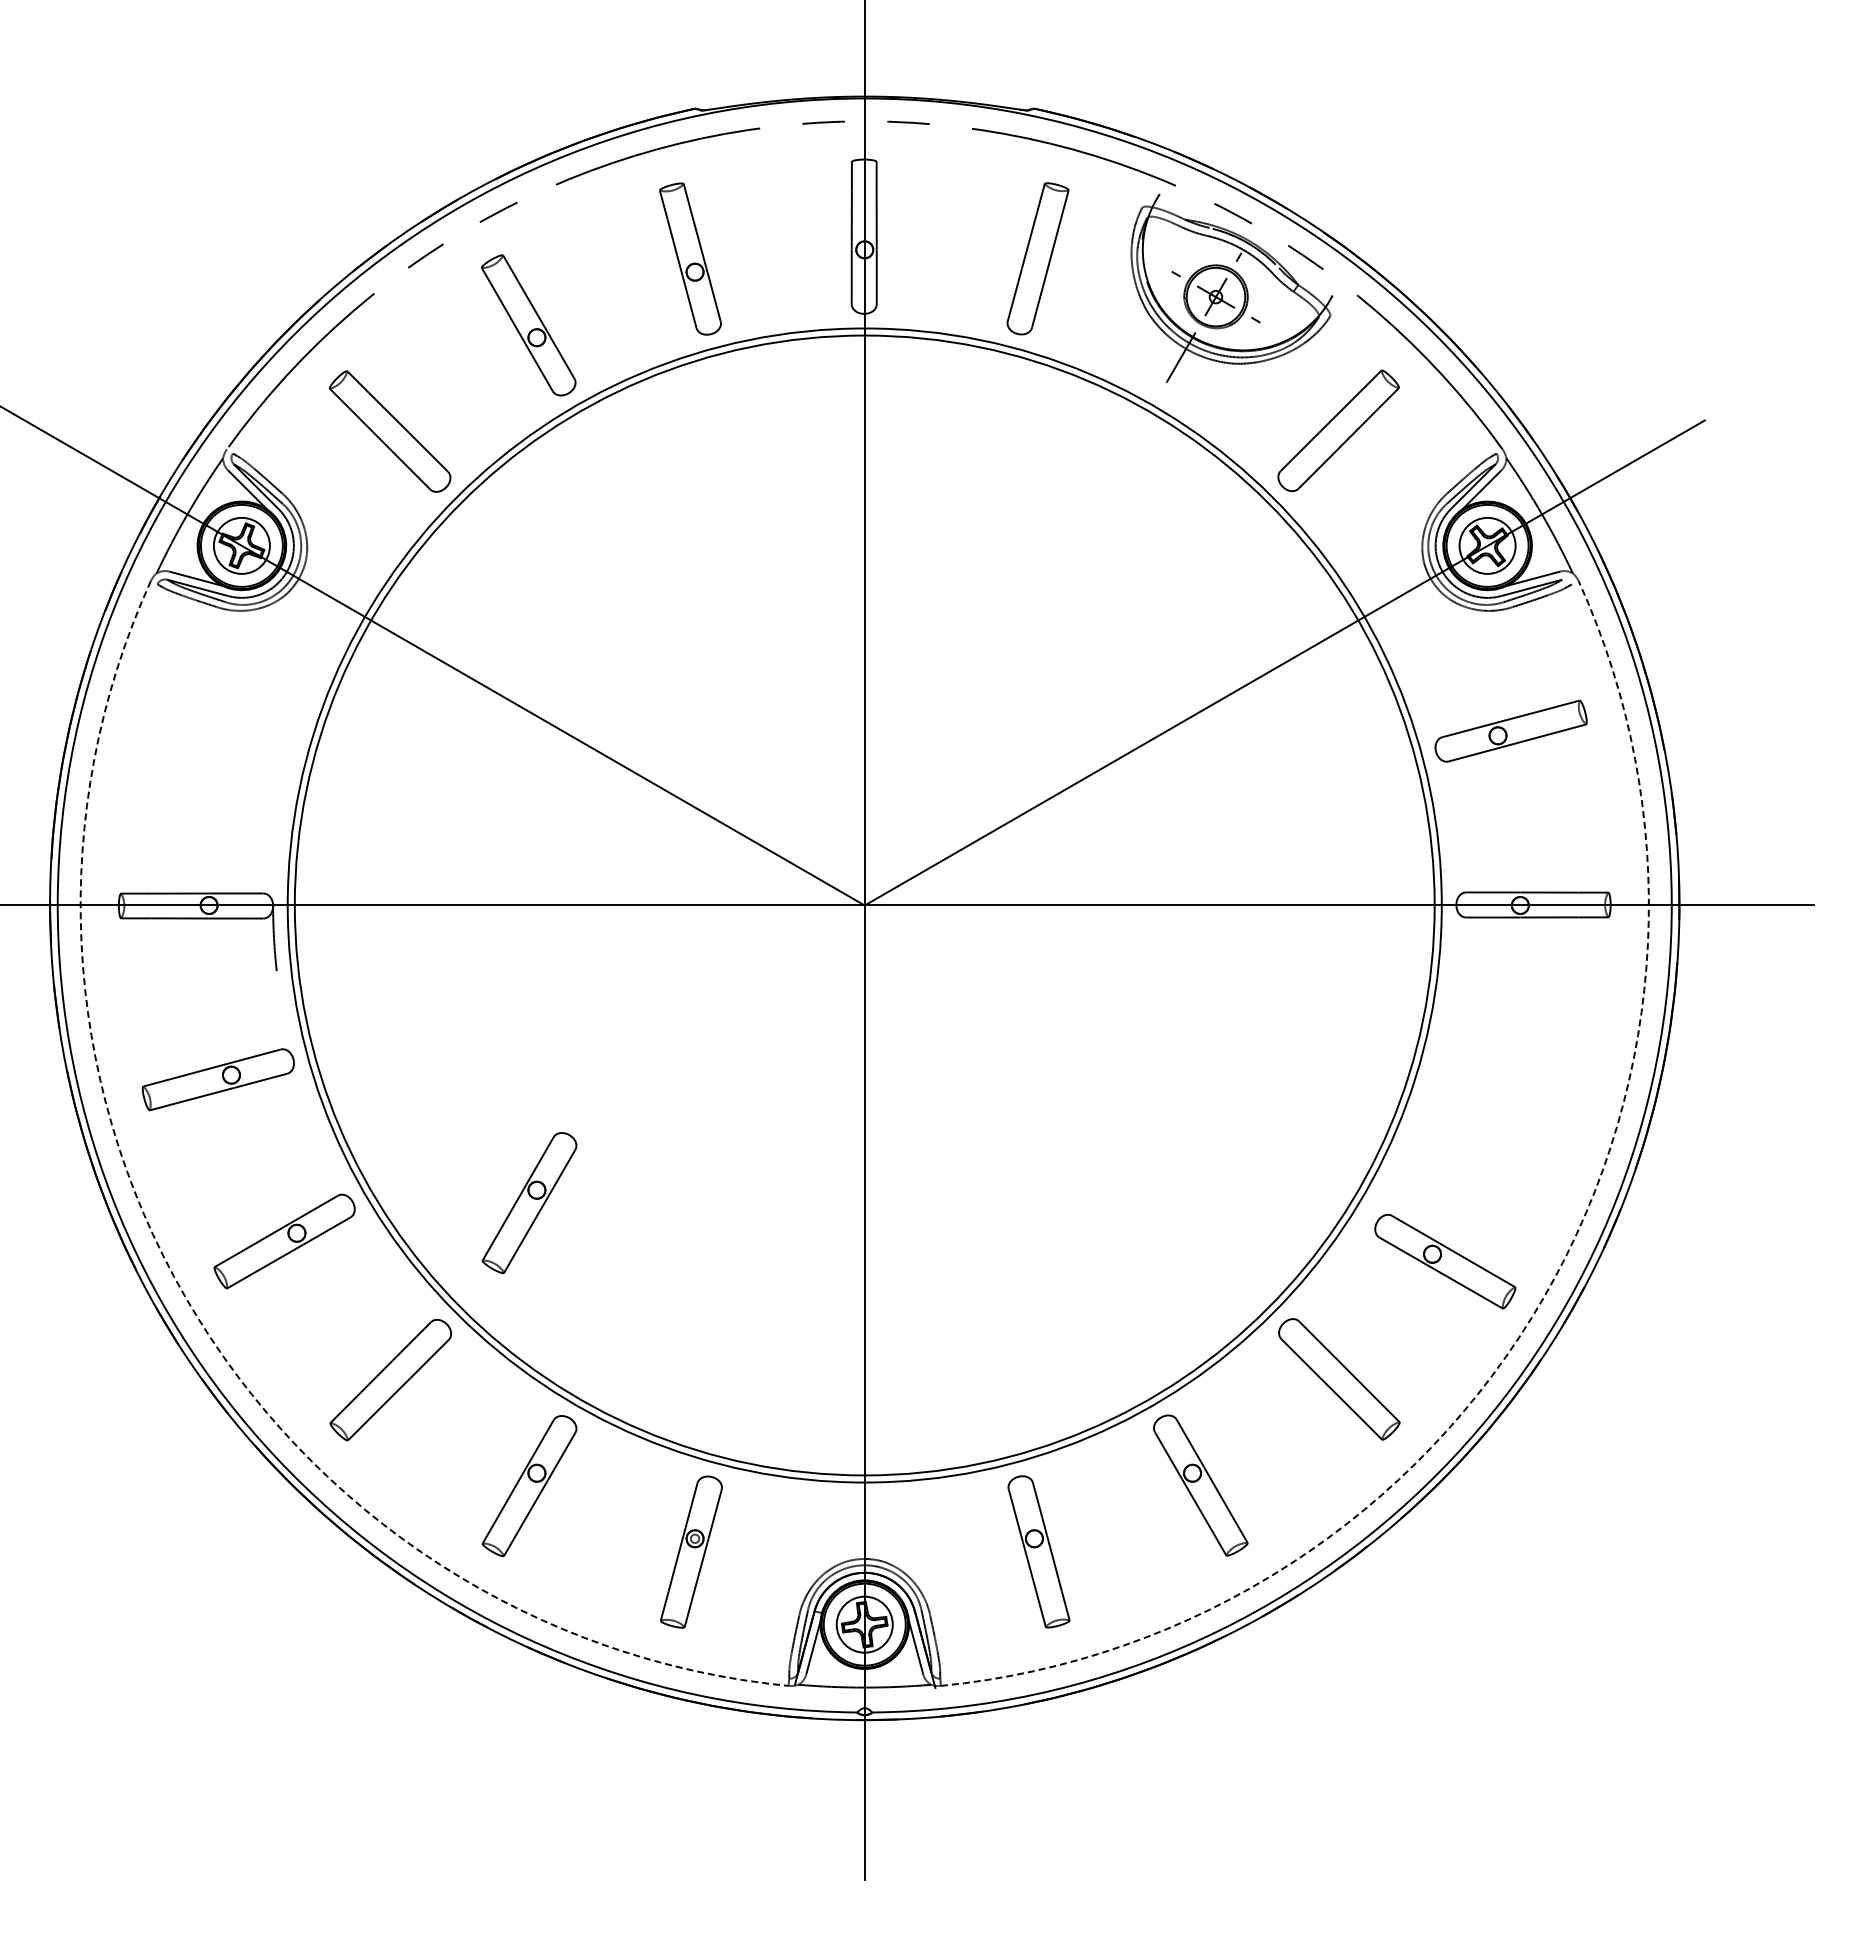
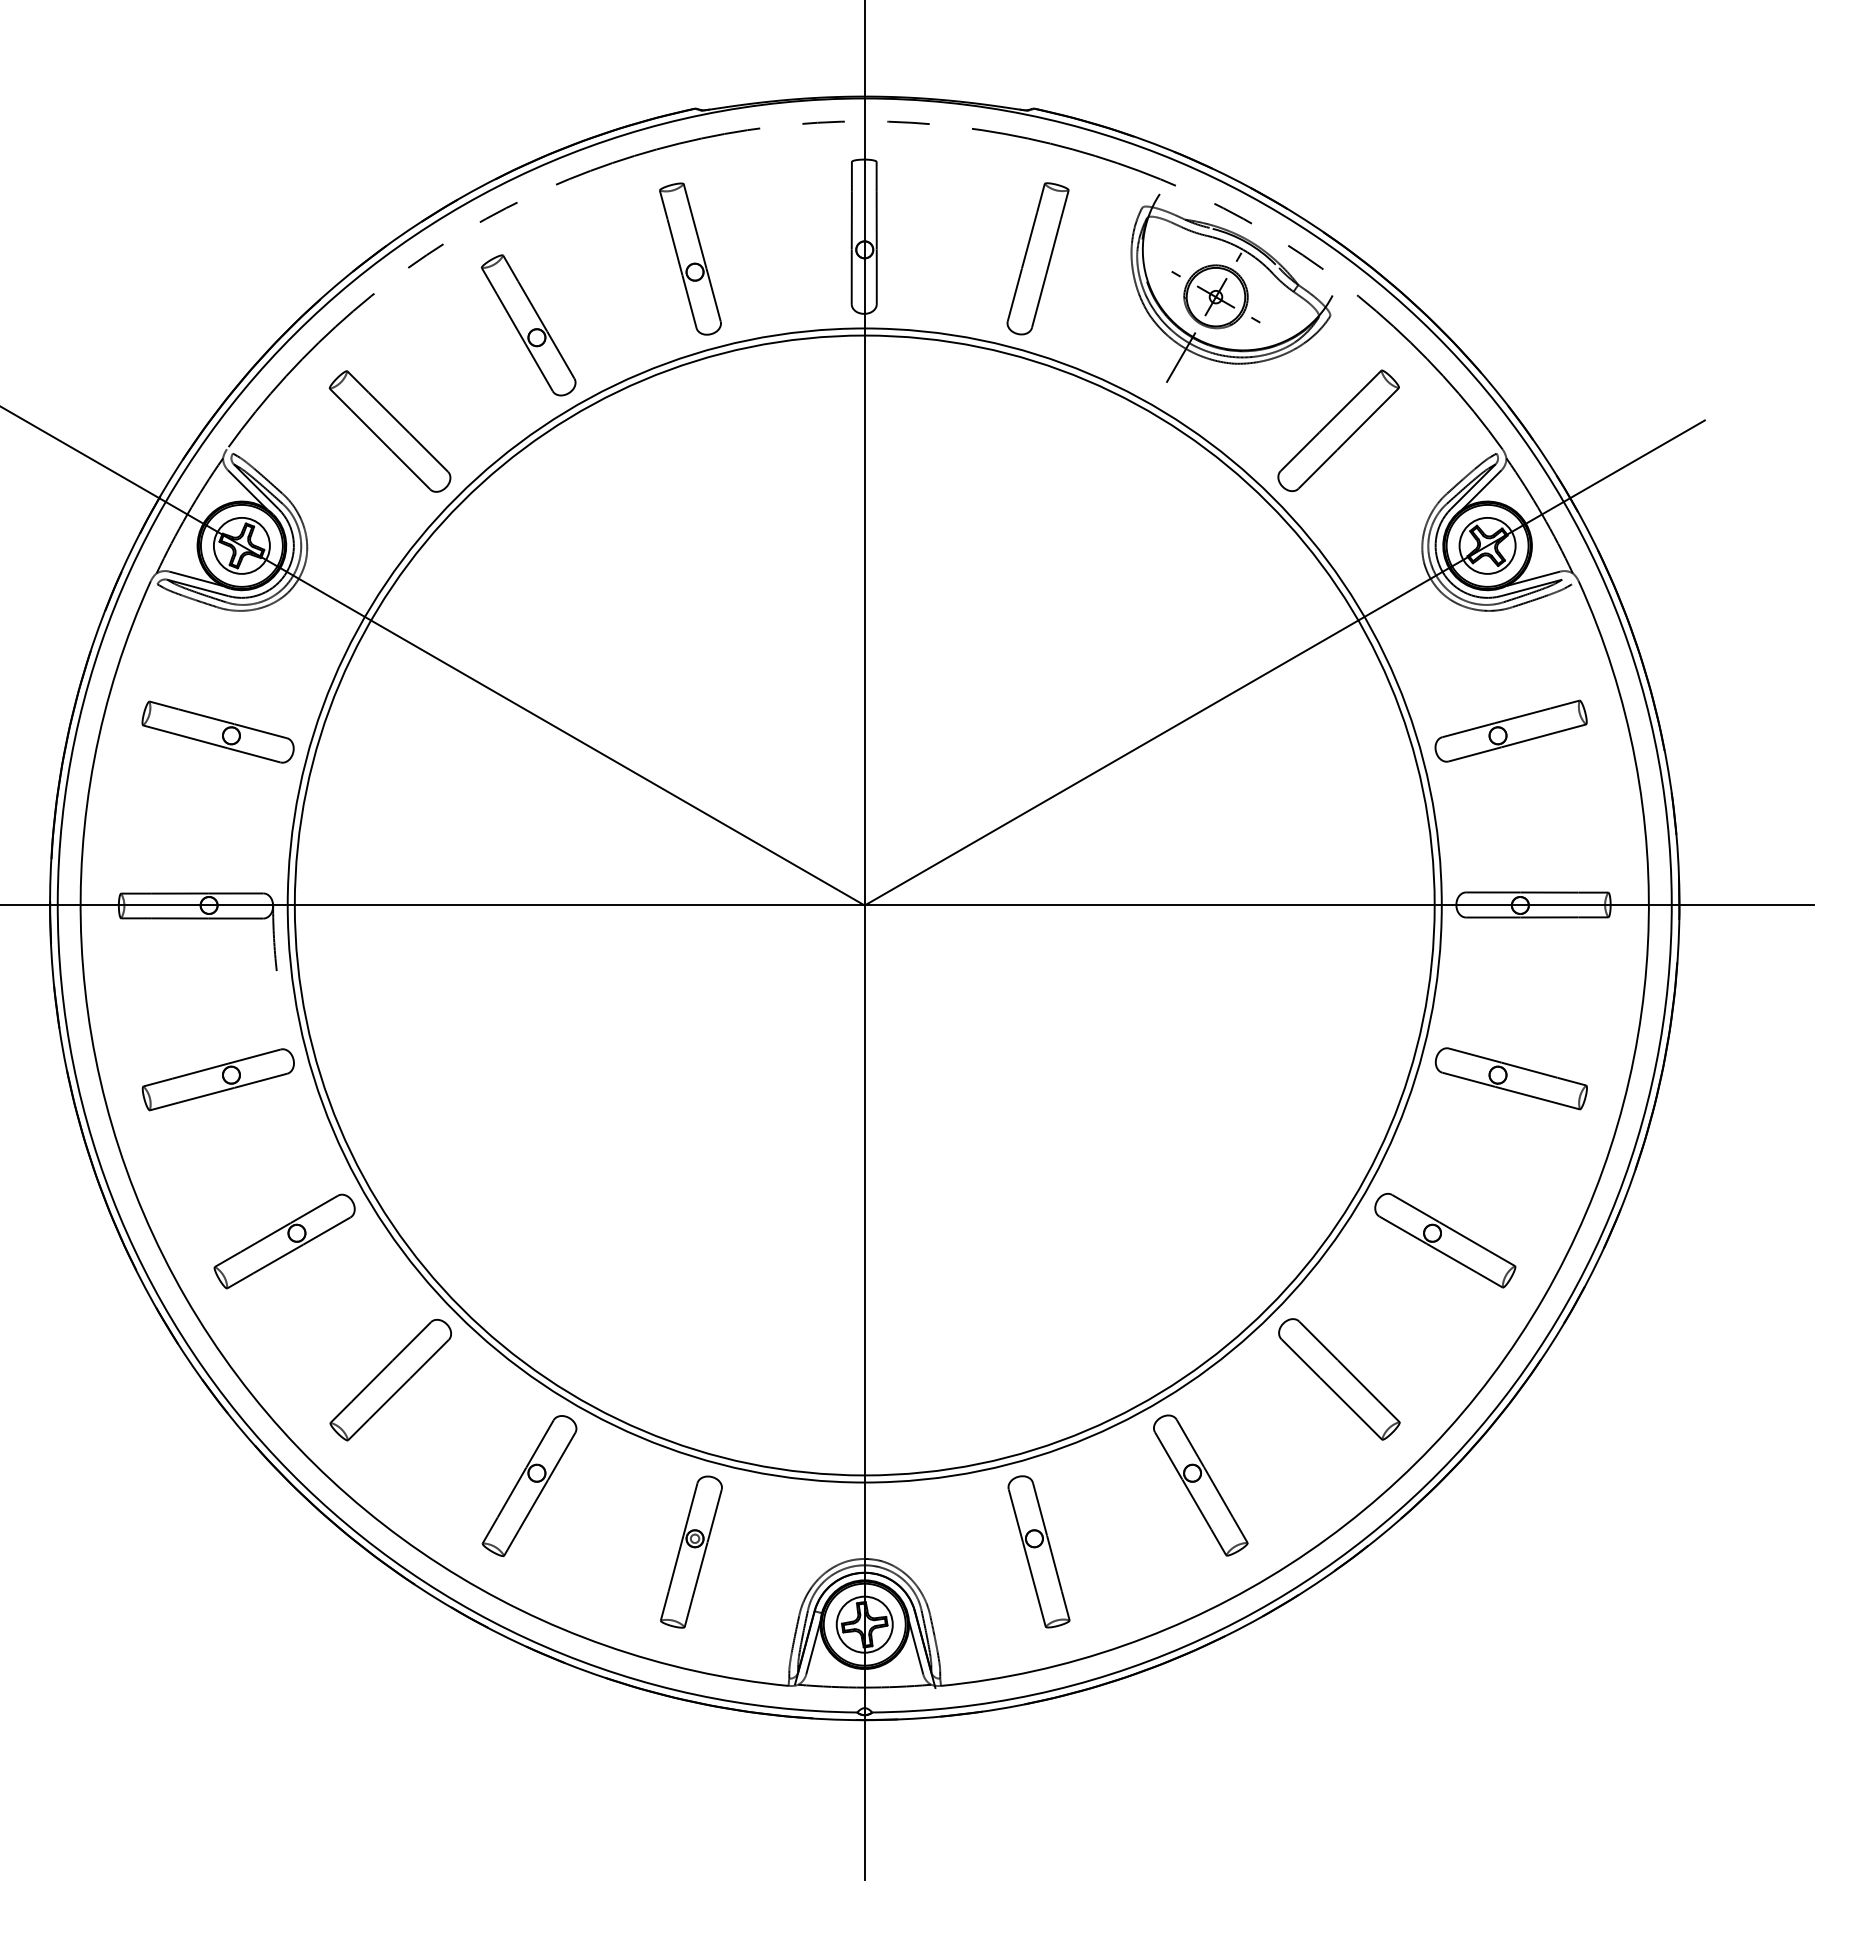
part: none -> present (217, 731)
part: none -> present (1510, 1078)
part: present -> none (529, 1202)
part position: (1445, 1261) -> (1445, 1240) (1445, 1240)
arc: dashed -> solid (185, 1297)
arc: dashed -> solid (1543, 1297)
